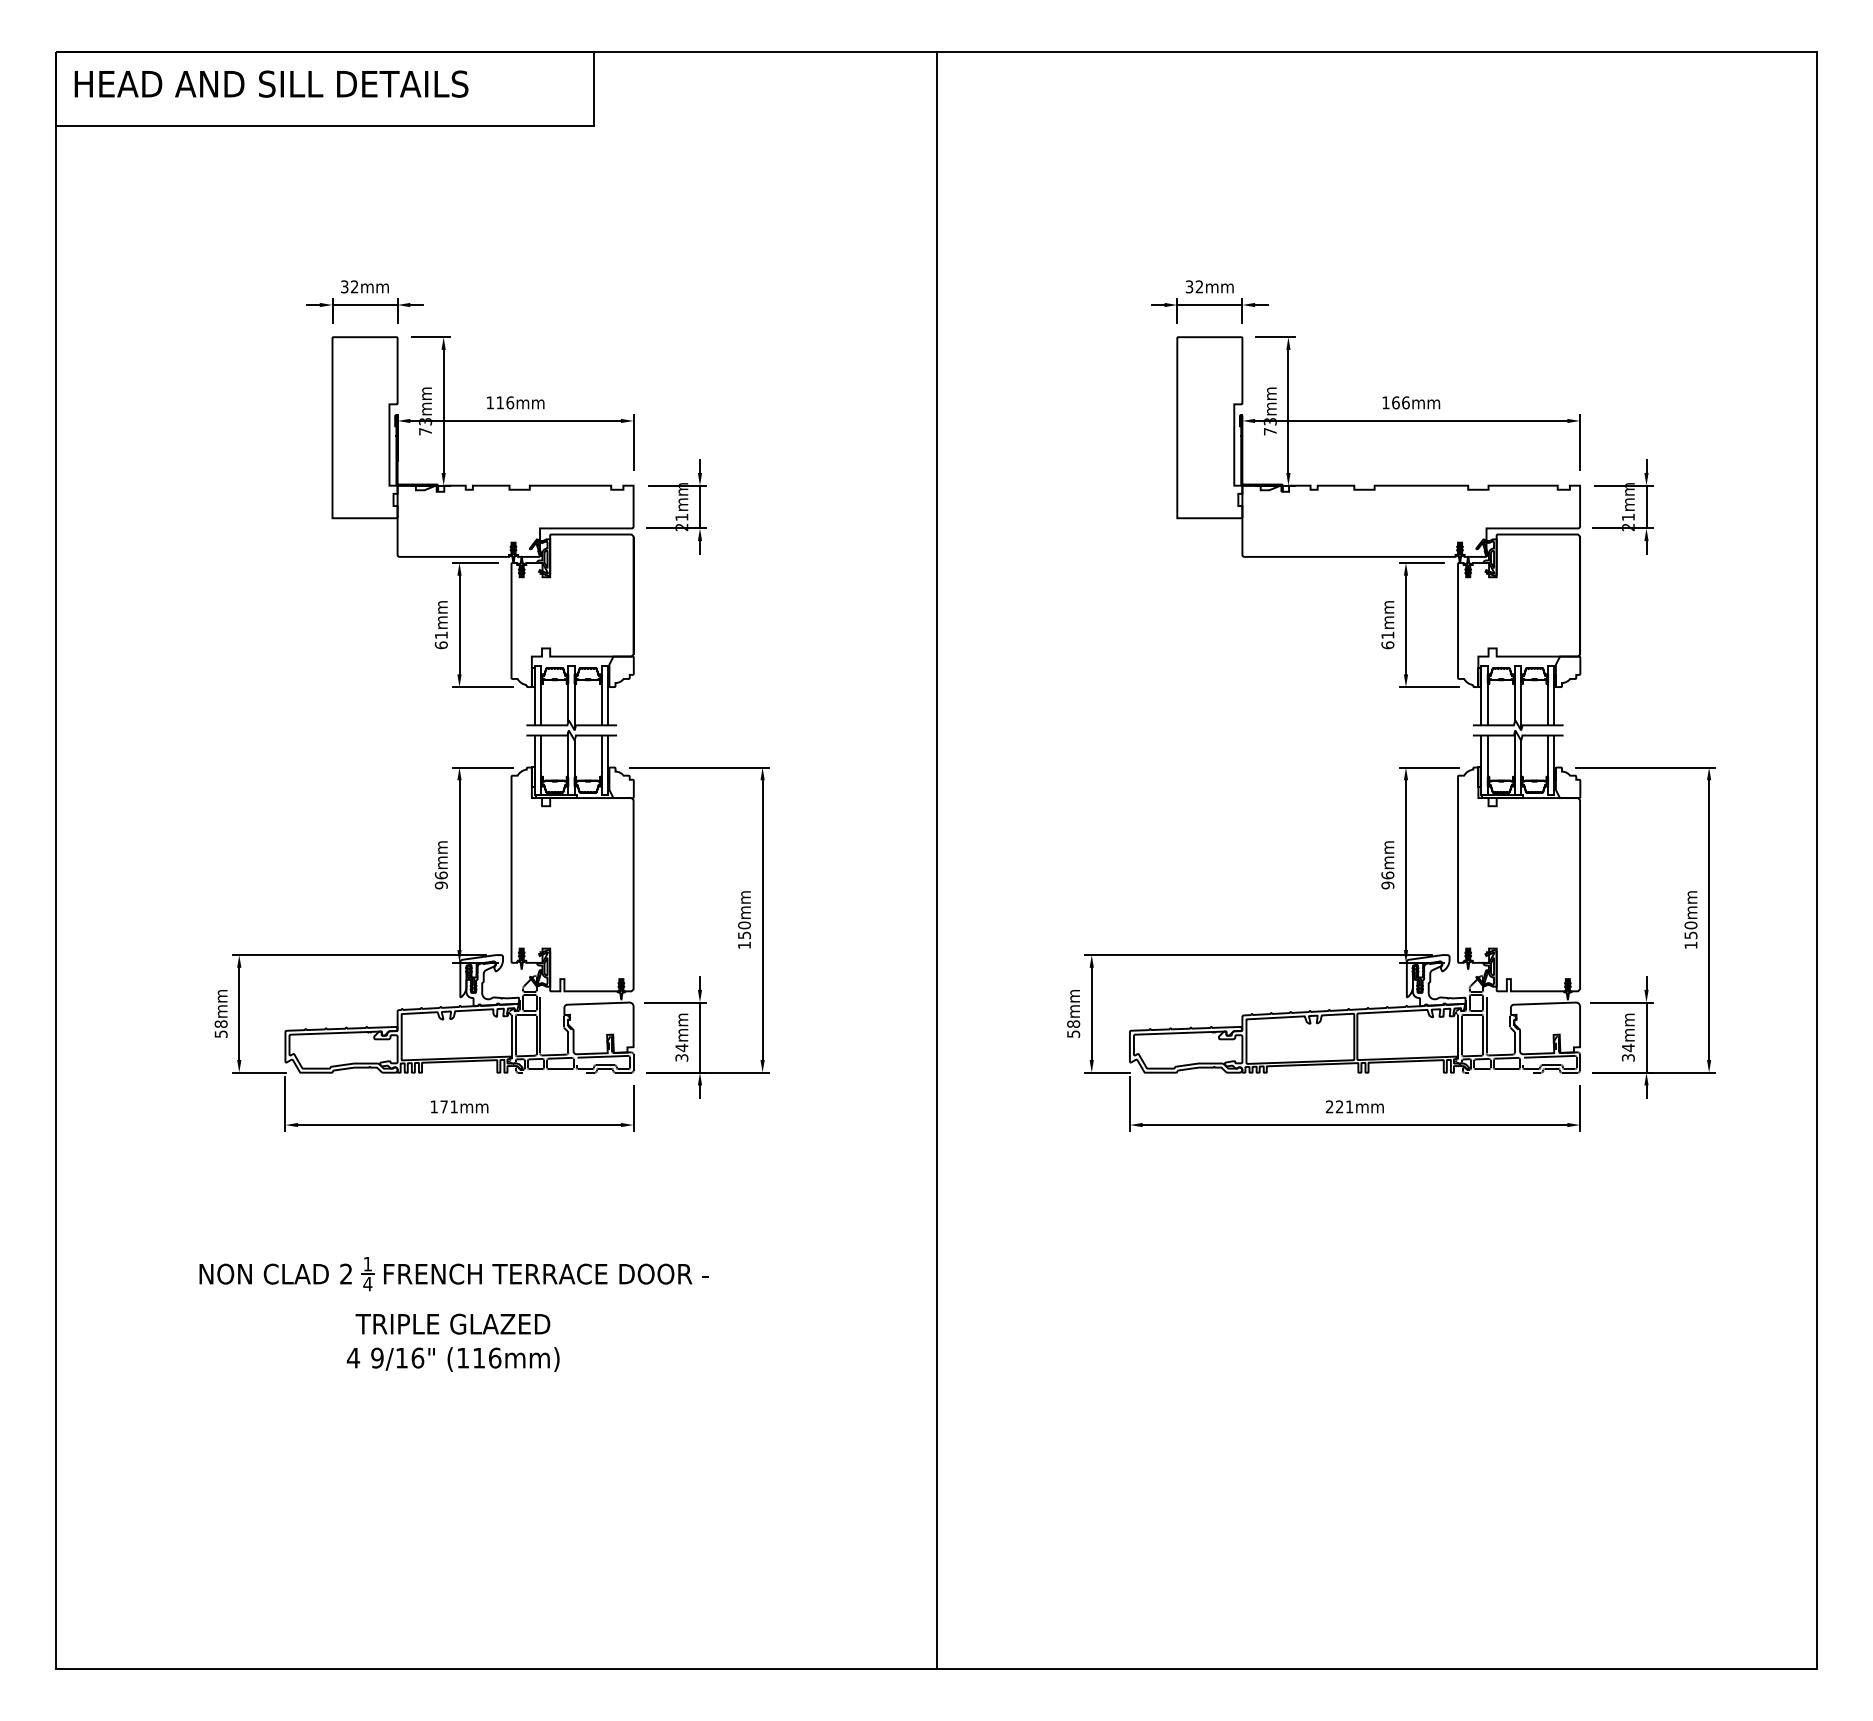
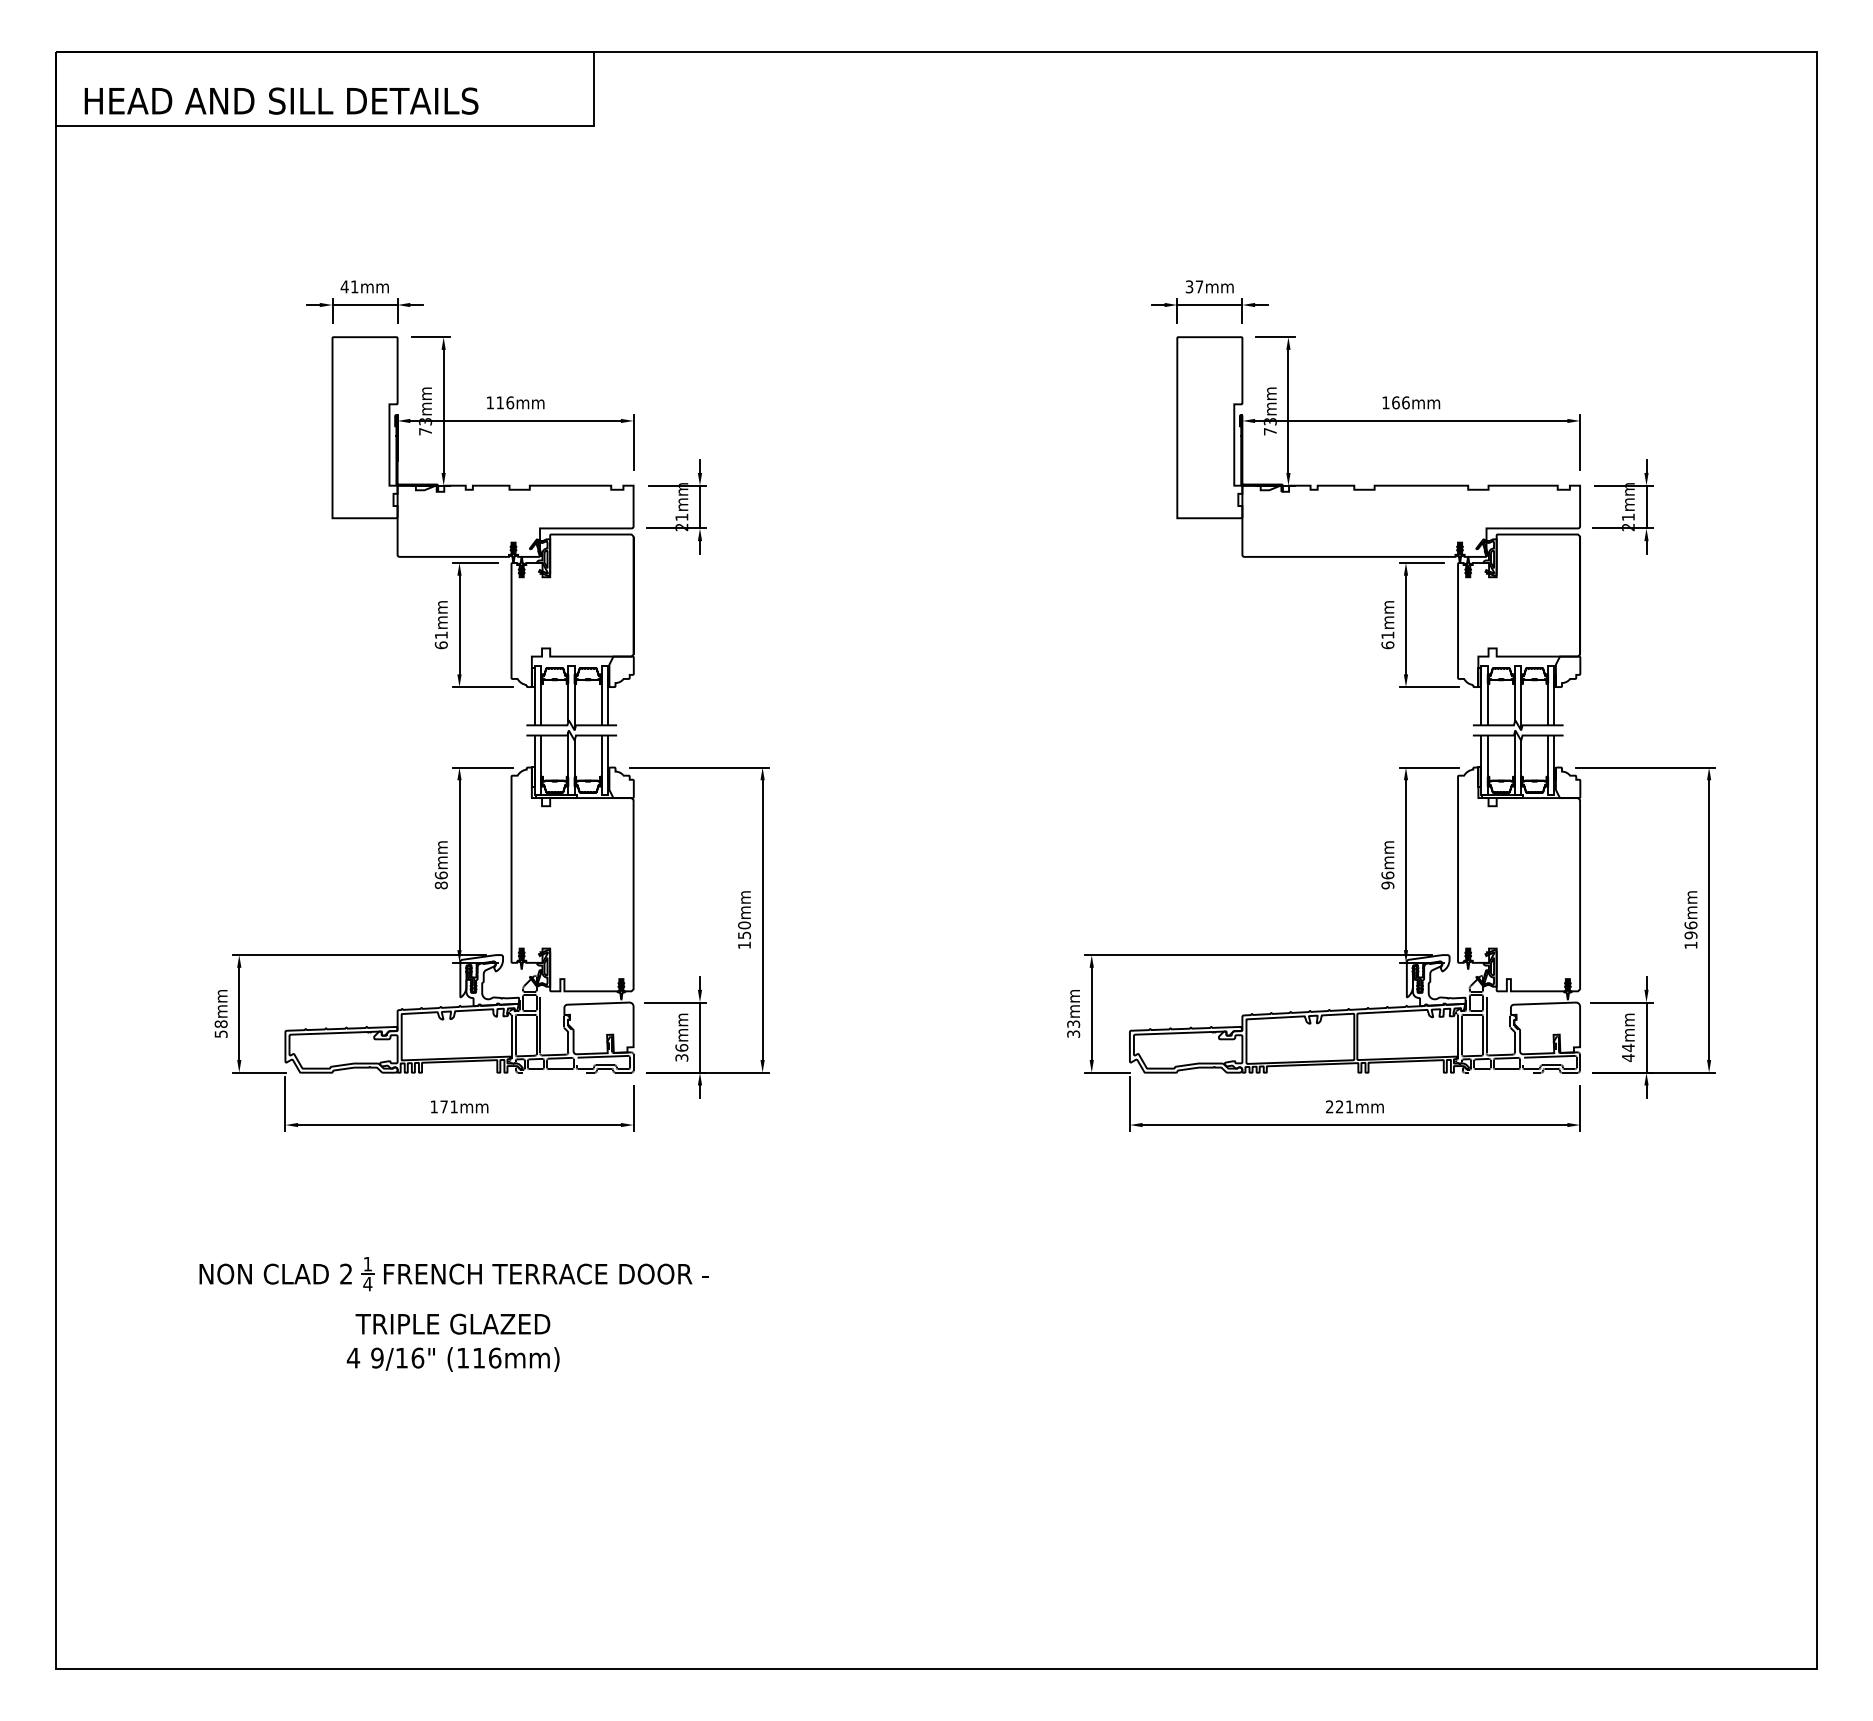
text position: (271, 83) -> (281, 100) (281, 100)
text: 32mm -> 41mm (349, 286)
text: 32mm -> 37mm (1199, 286)
line: present -> none (936, 860)
text: 96mm -> 86mm (441, 885)
text: 150mm -> 196mm (1690, 930)
text: 58mm -> 33mm (1073, 1028)
text: 34mm -> 36mm (681, 1047)
text: 34mm -> 44mm (1627, 1057)
